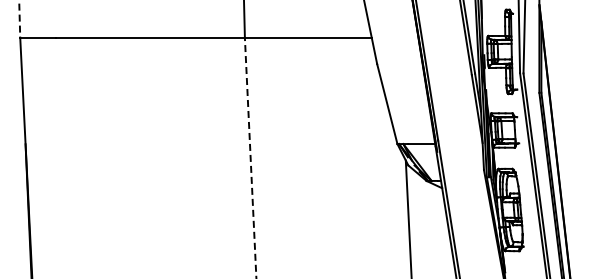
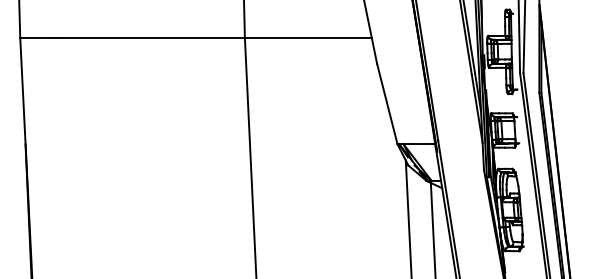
line: dashed -> solid (19, 19)
line: dashed -> solid (250, 157)
line: none -> present (432, 228)
